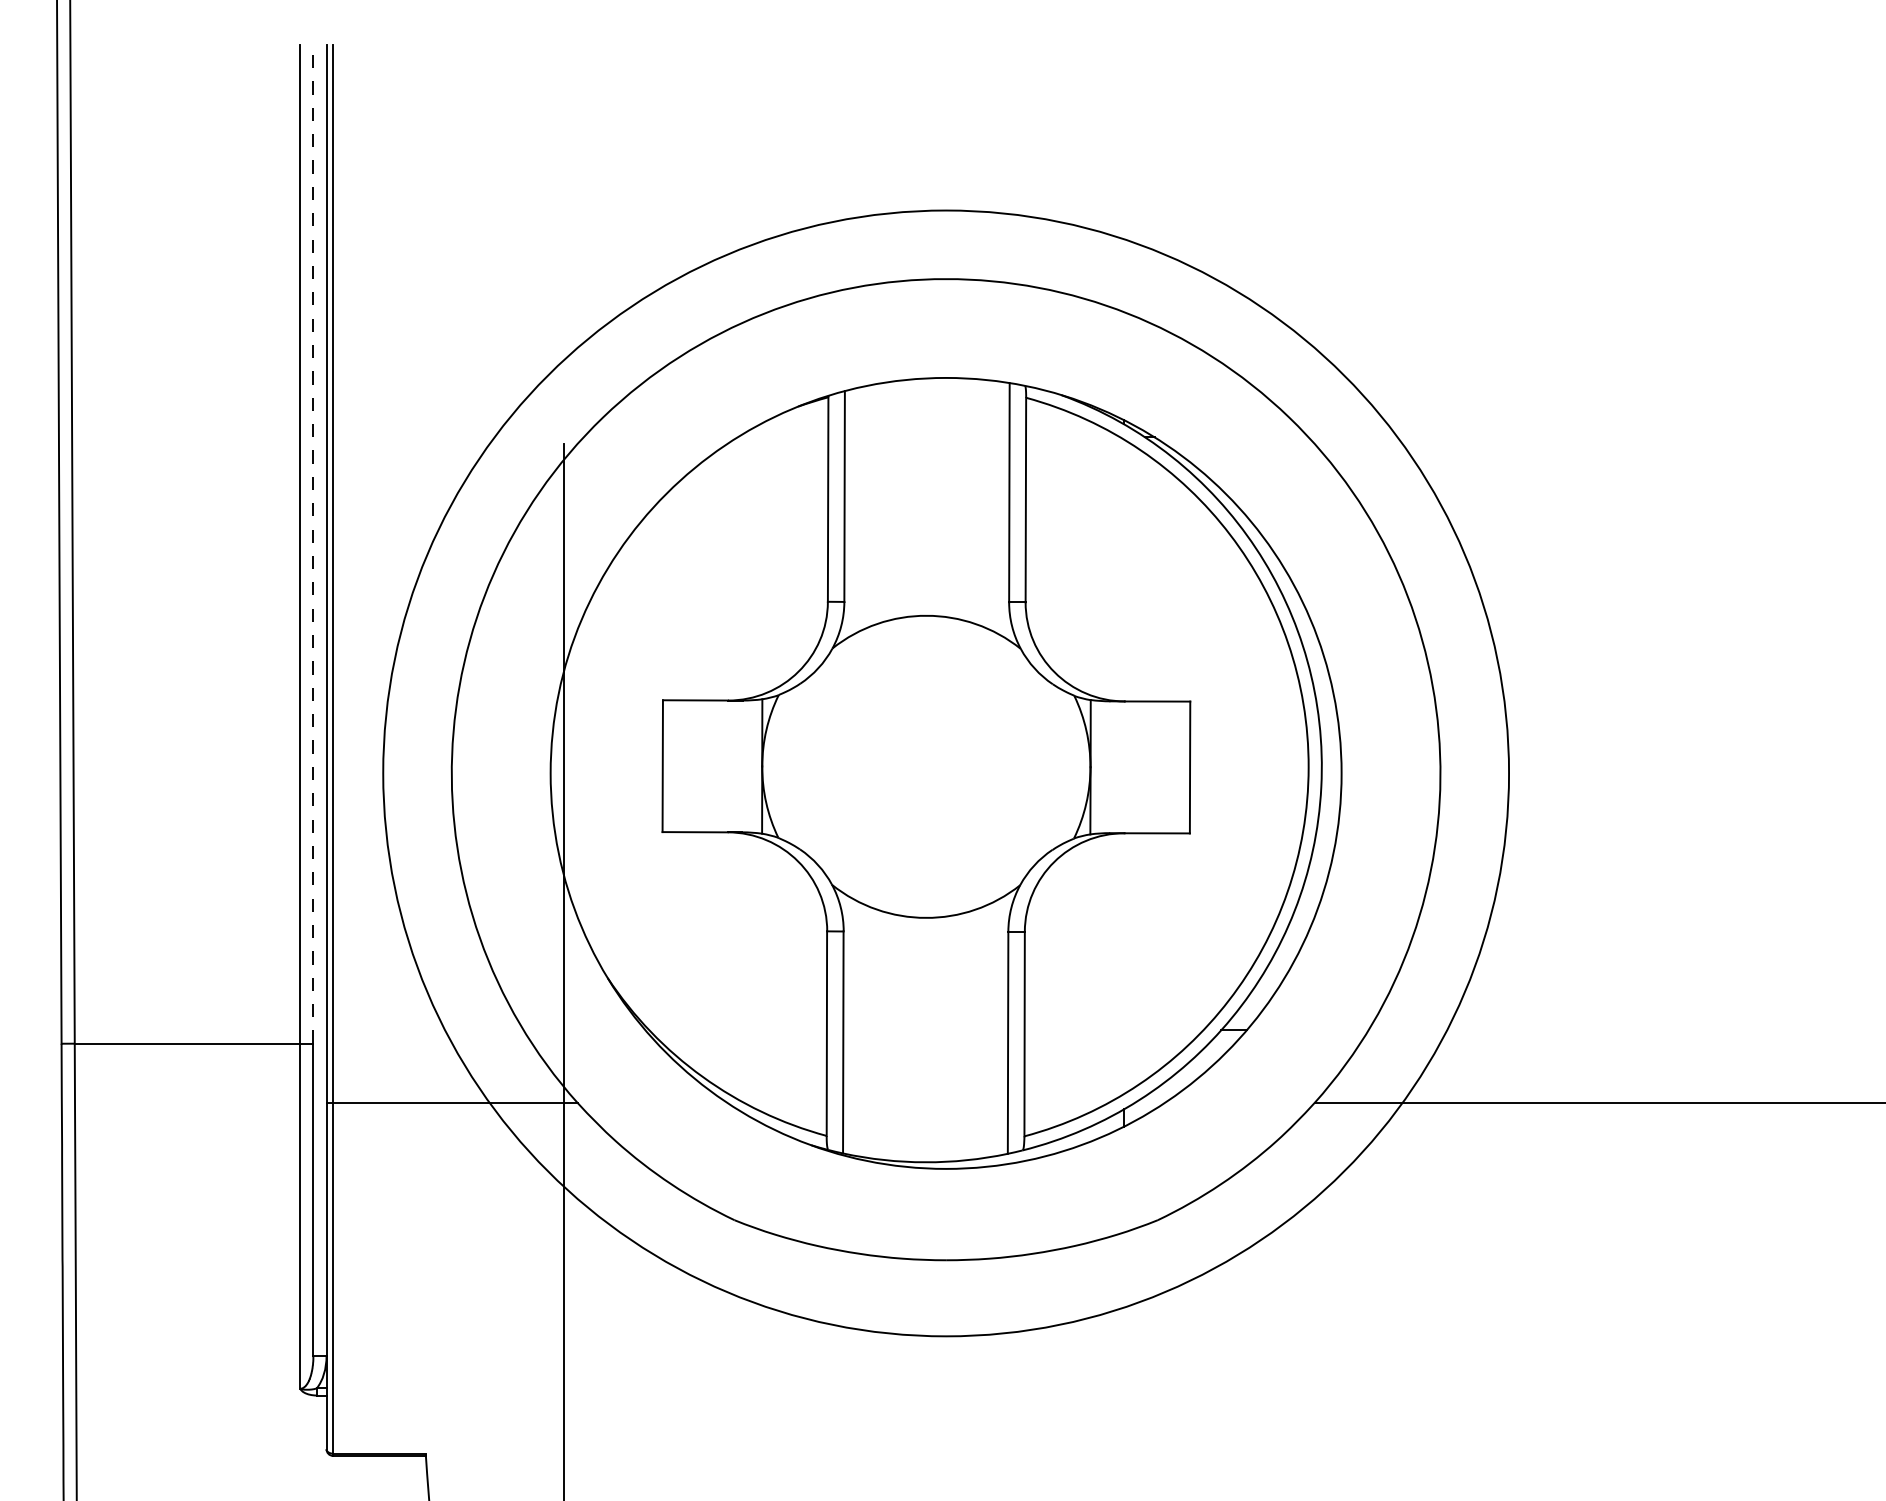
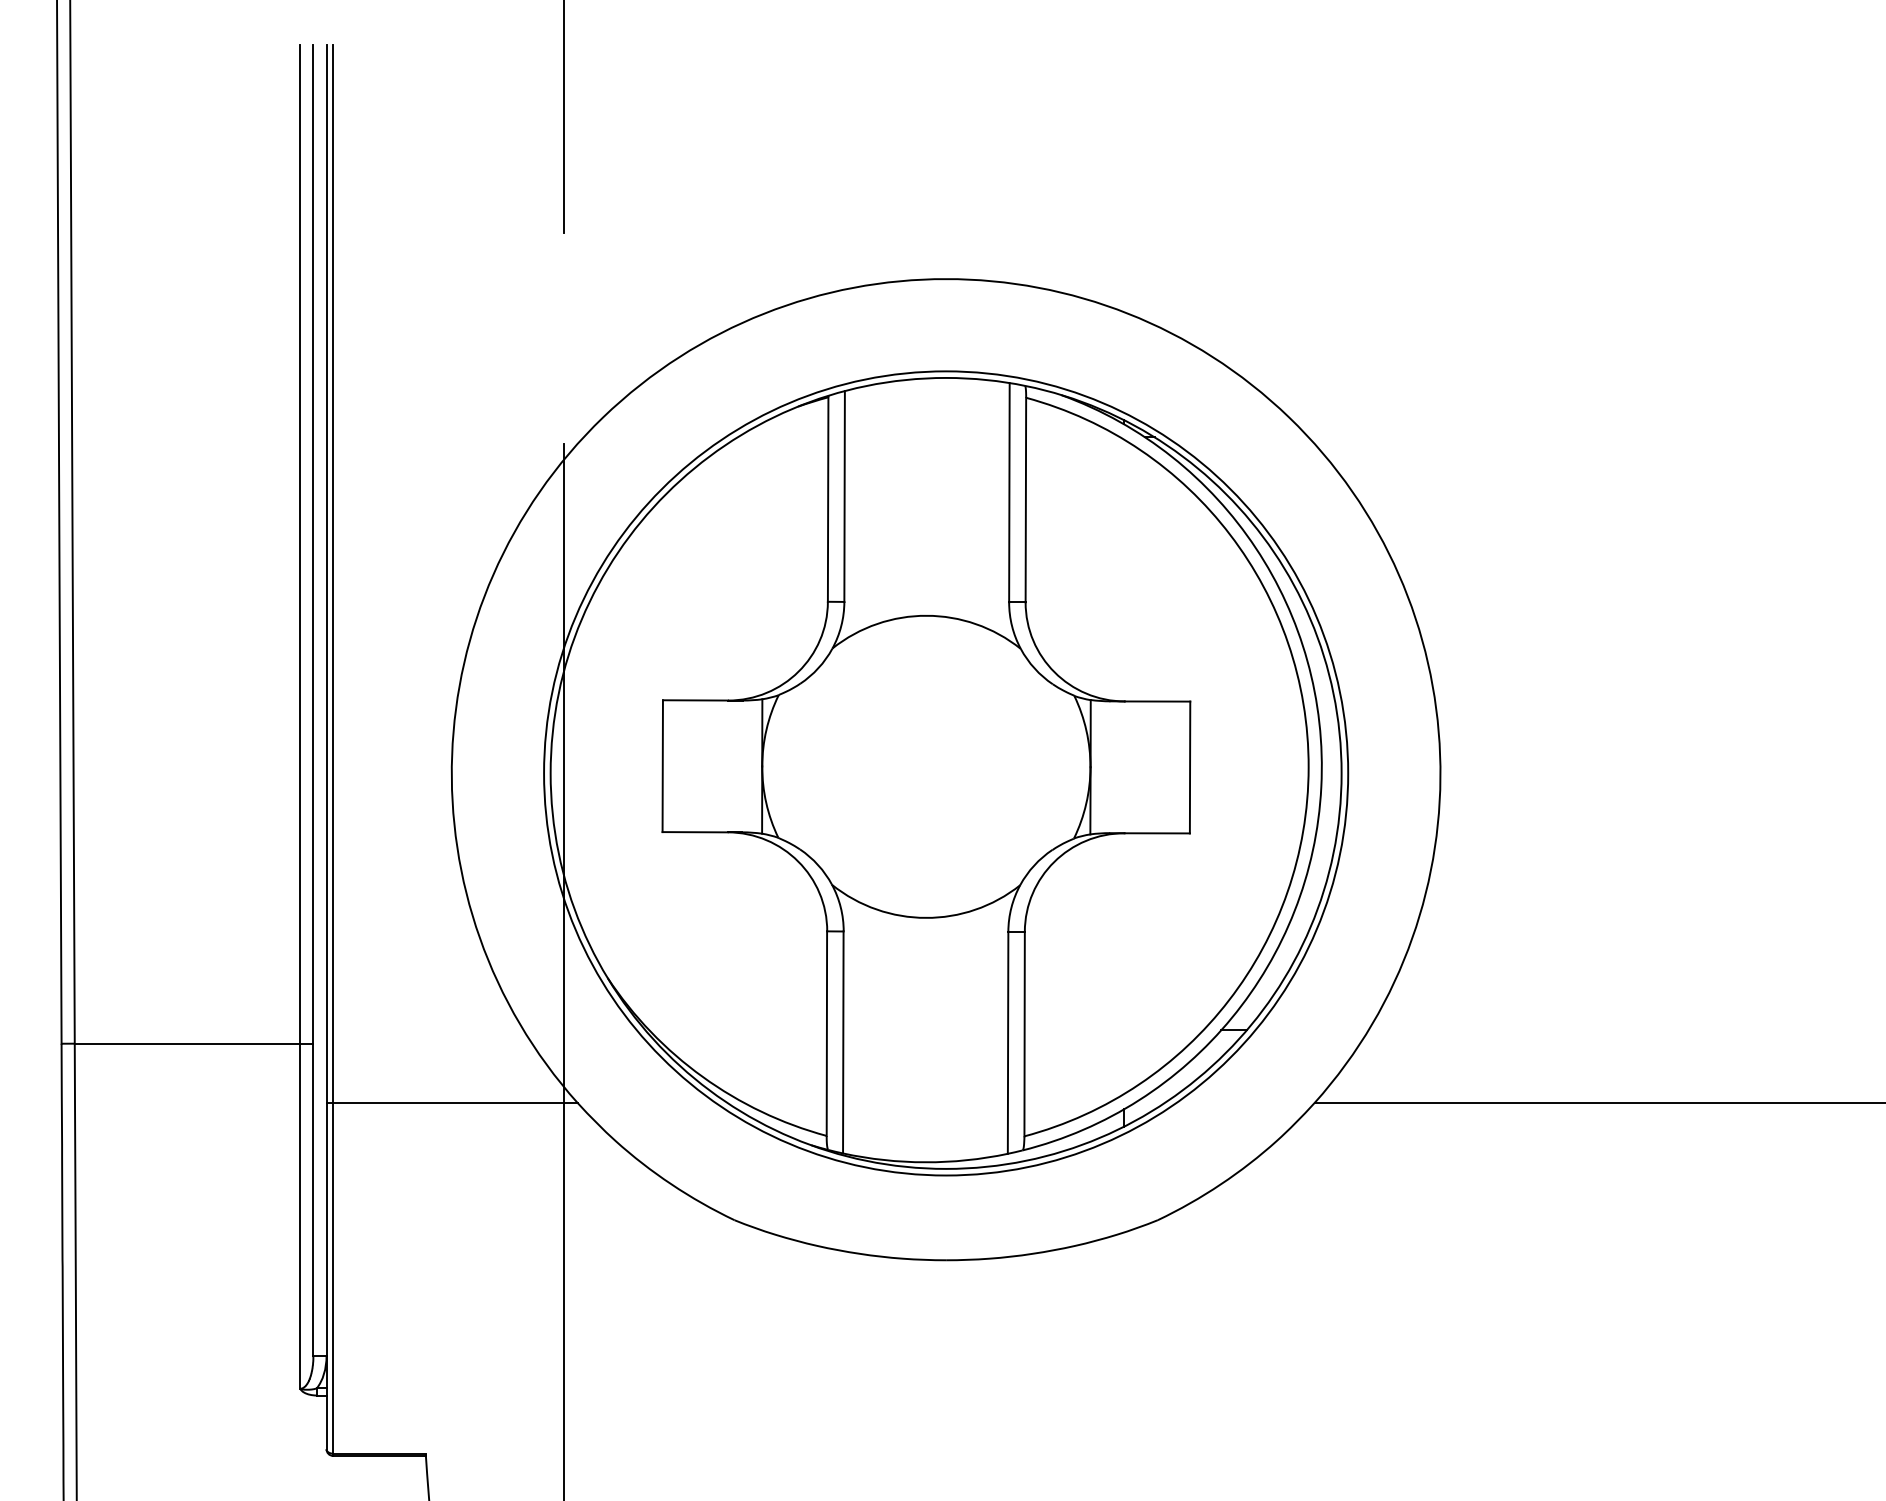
line: none -> present (563, 117)
line: dashed -> solid (313, 543)
circle diameter: 1126 px -> 804 px (946, 773)
